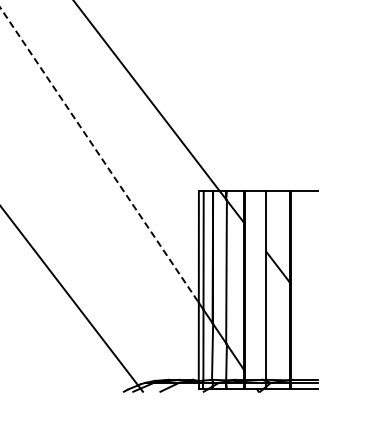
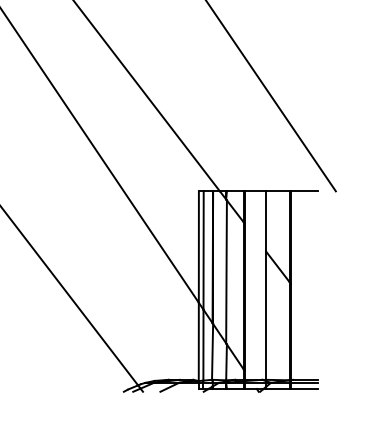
line: none -> present (271, 96)
line: dashed -> solid (99, 155)
